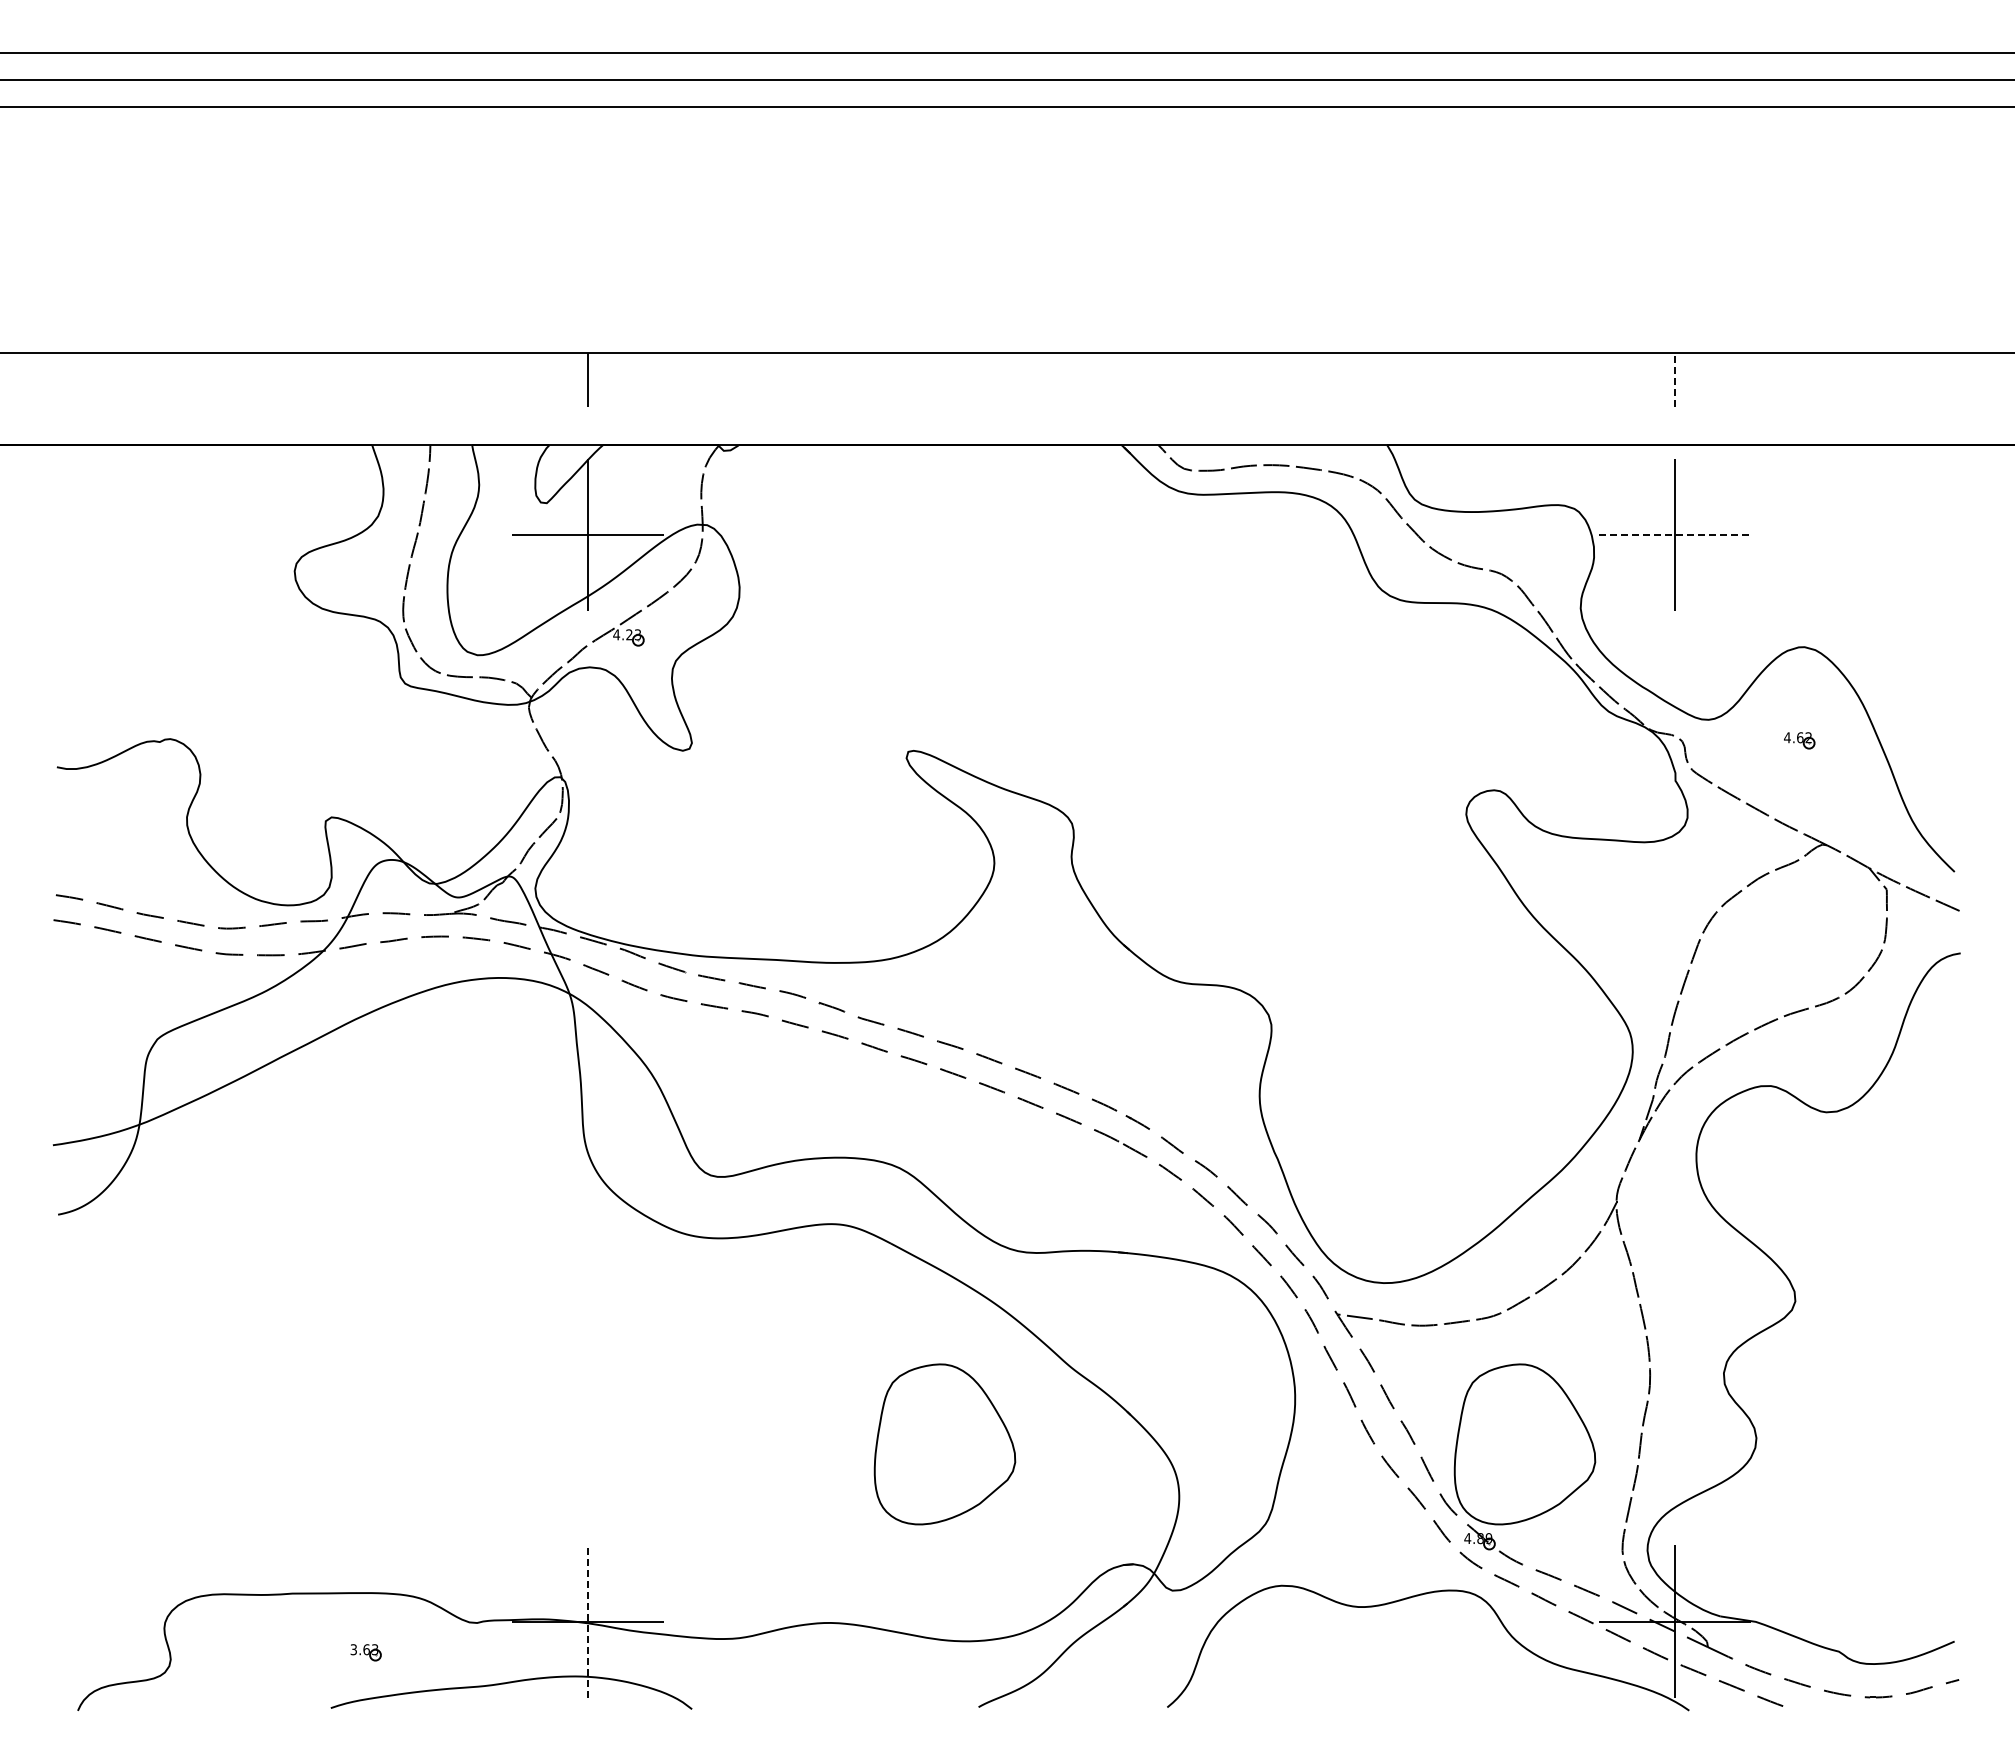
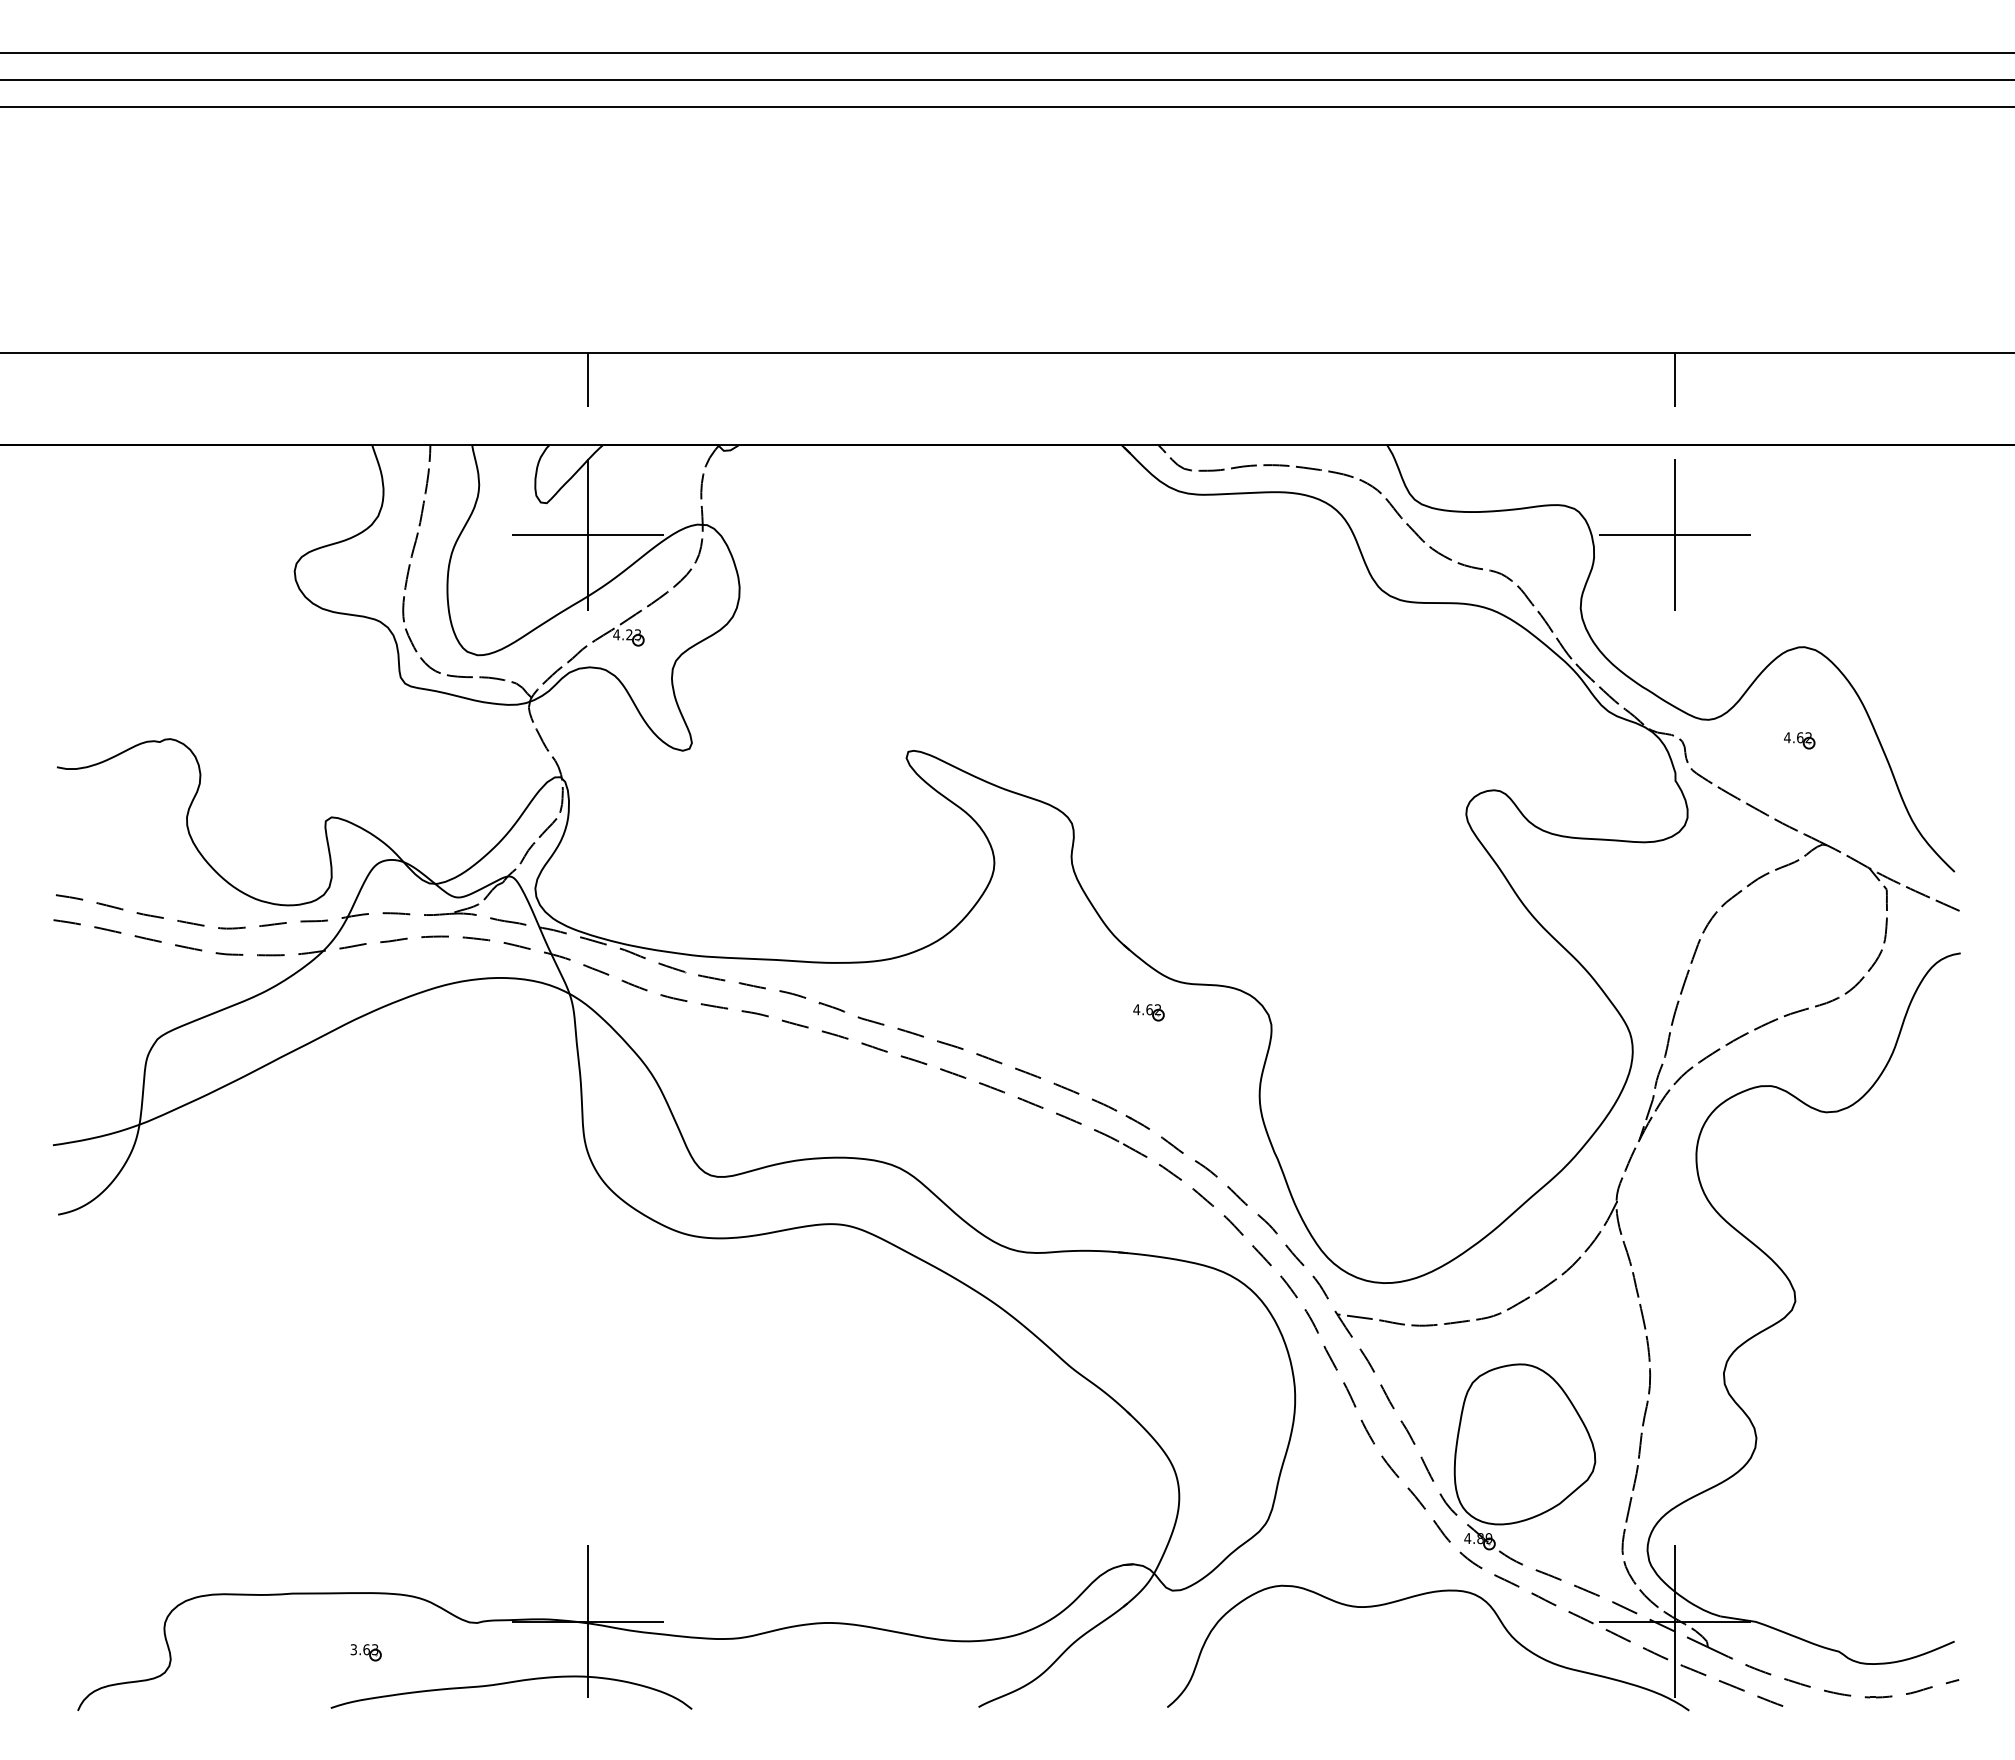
line: dashed -> solid (1674, 379)
line: dashed -> solid (1674, 535)
part: none -> present (1148, 1012)
part: present -> none (944, 1444)
line: dashed -> solid (588, 1621)
